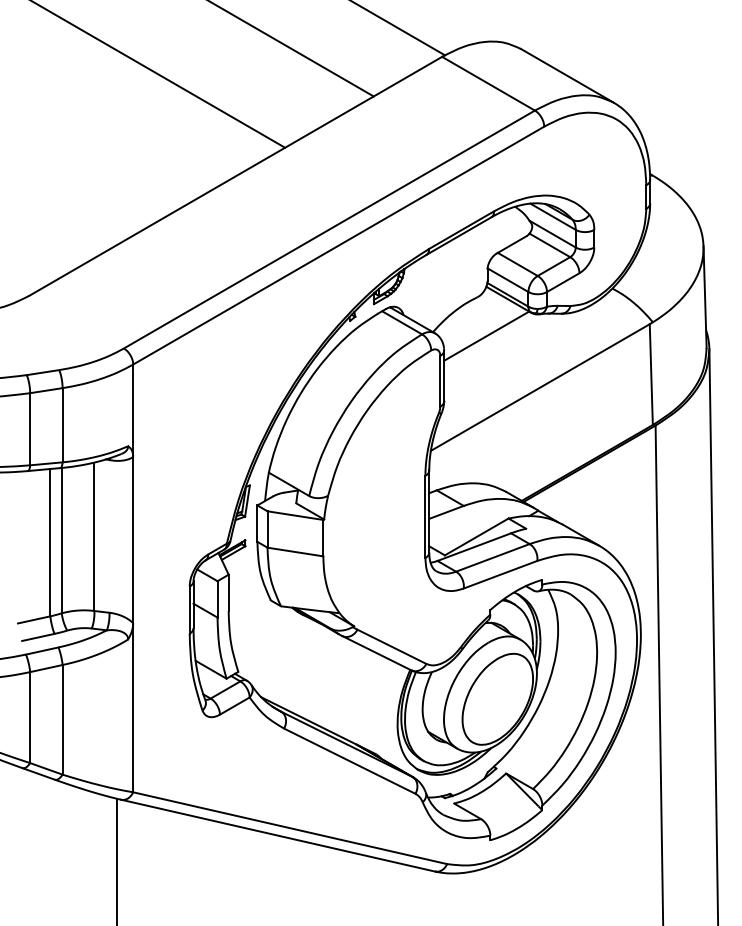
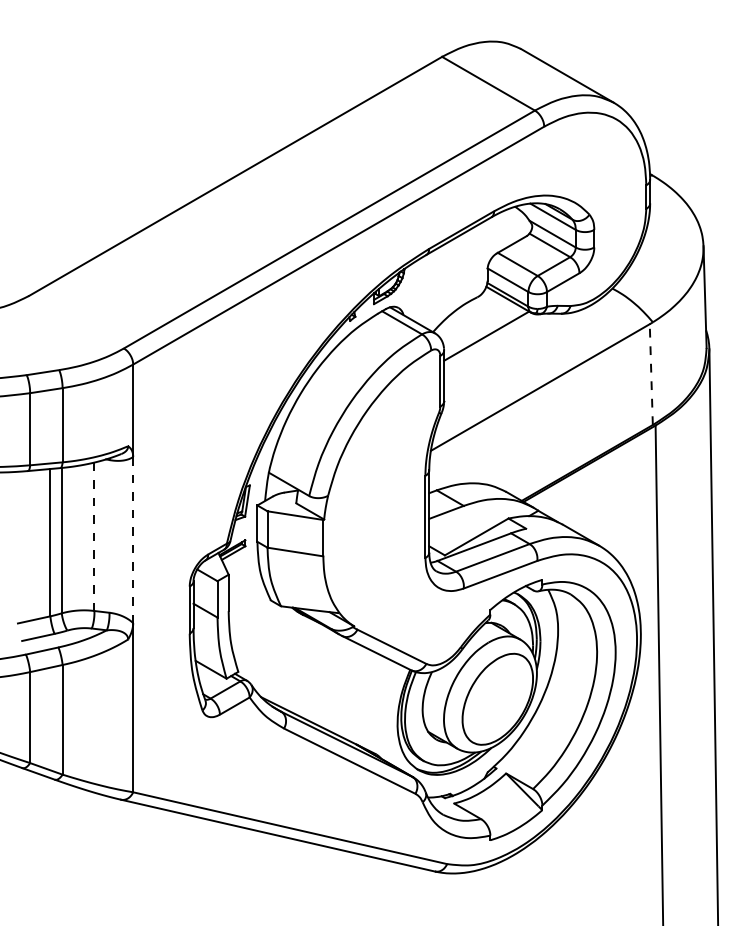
line: present -> none (398, 28)
line: present -> none (291, 49)
line: present -> none (159, 74)
line: solid -> dashed (651, 374)
line: solid -> dashed (94, 537)
line: solid -> dashed (133, 540)
line: present -> none (117, 860)
